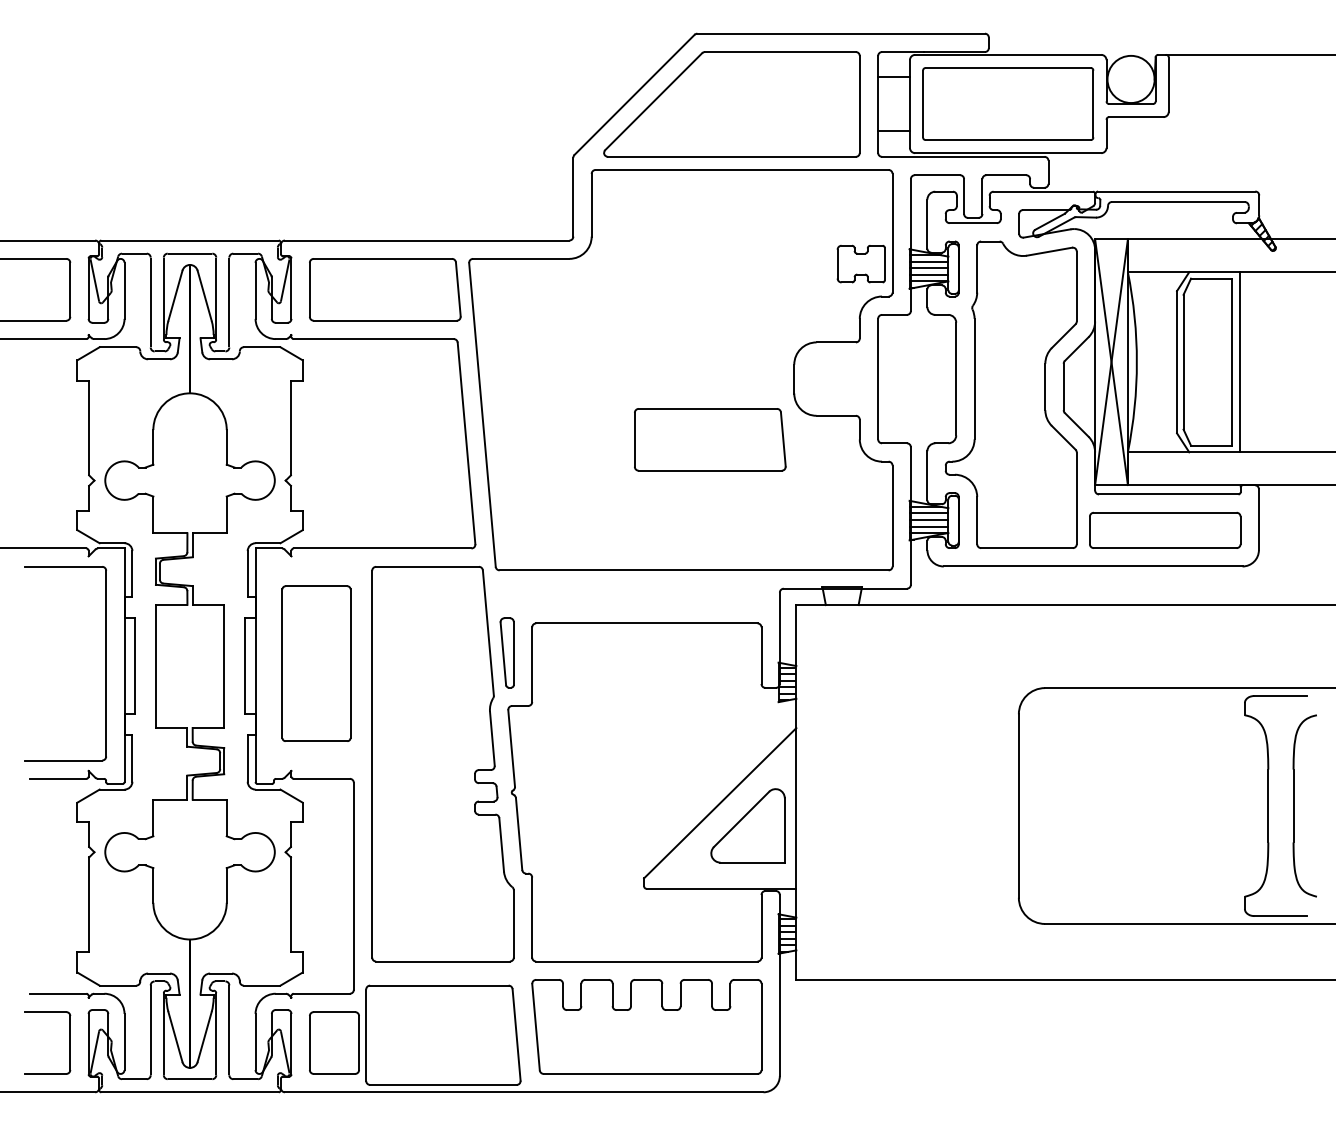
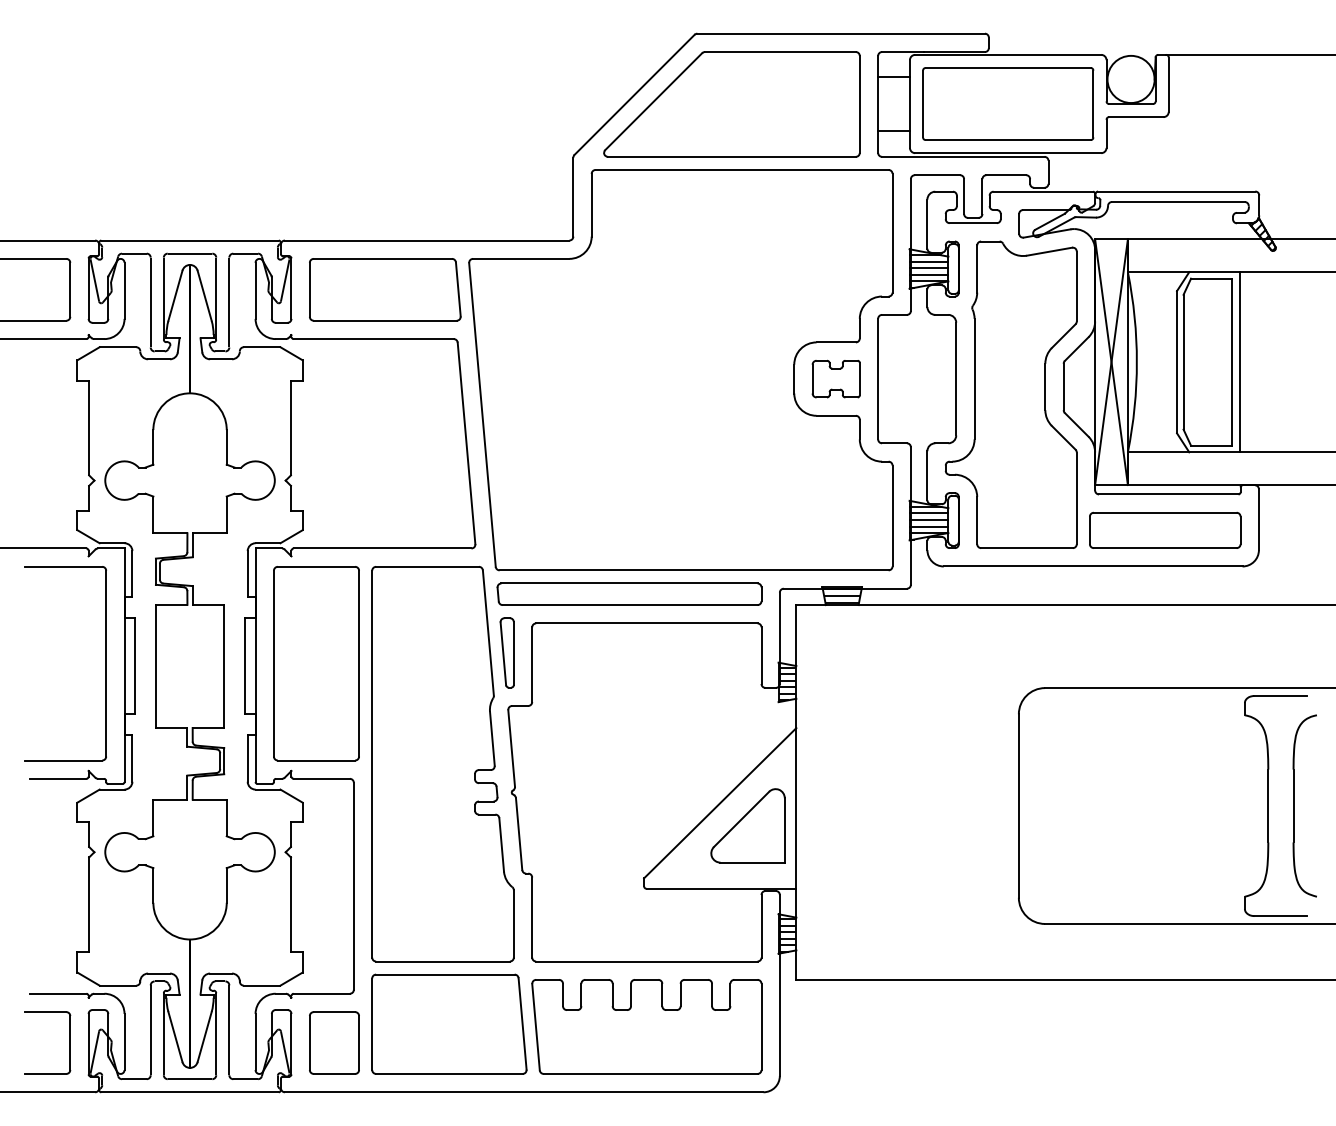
part position: (860, 263) -> (835, 378) (835, 378)
part: present -> none (710, 439)
part: none -> present (629, 593)
hatch: none -> present (841, 595)
part size: 71x157 px -> 87x196 px (316, 663)
part position: (443, 1034) -> (449, 1023) (449, 1023)
